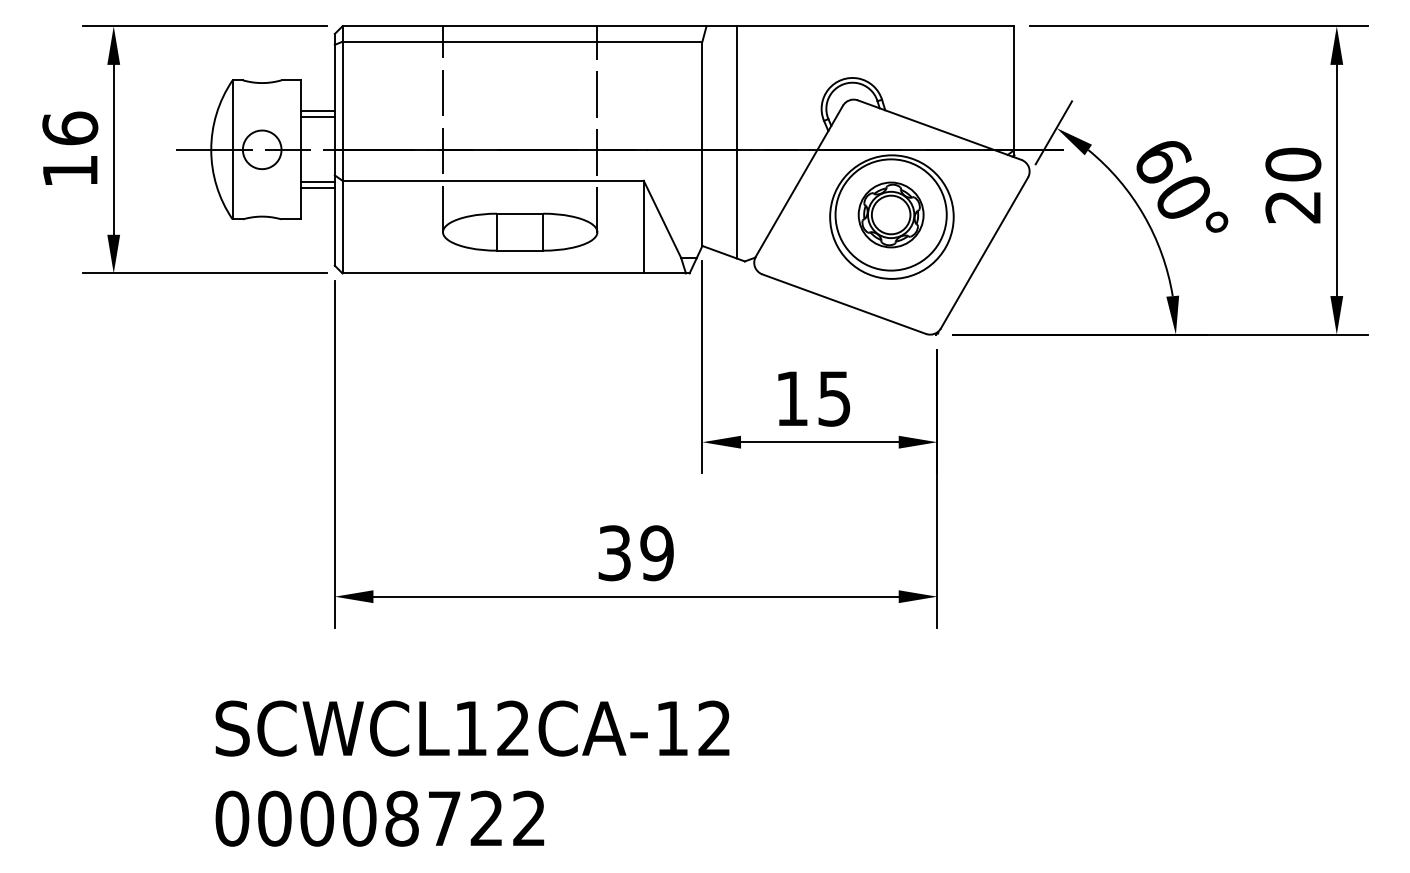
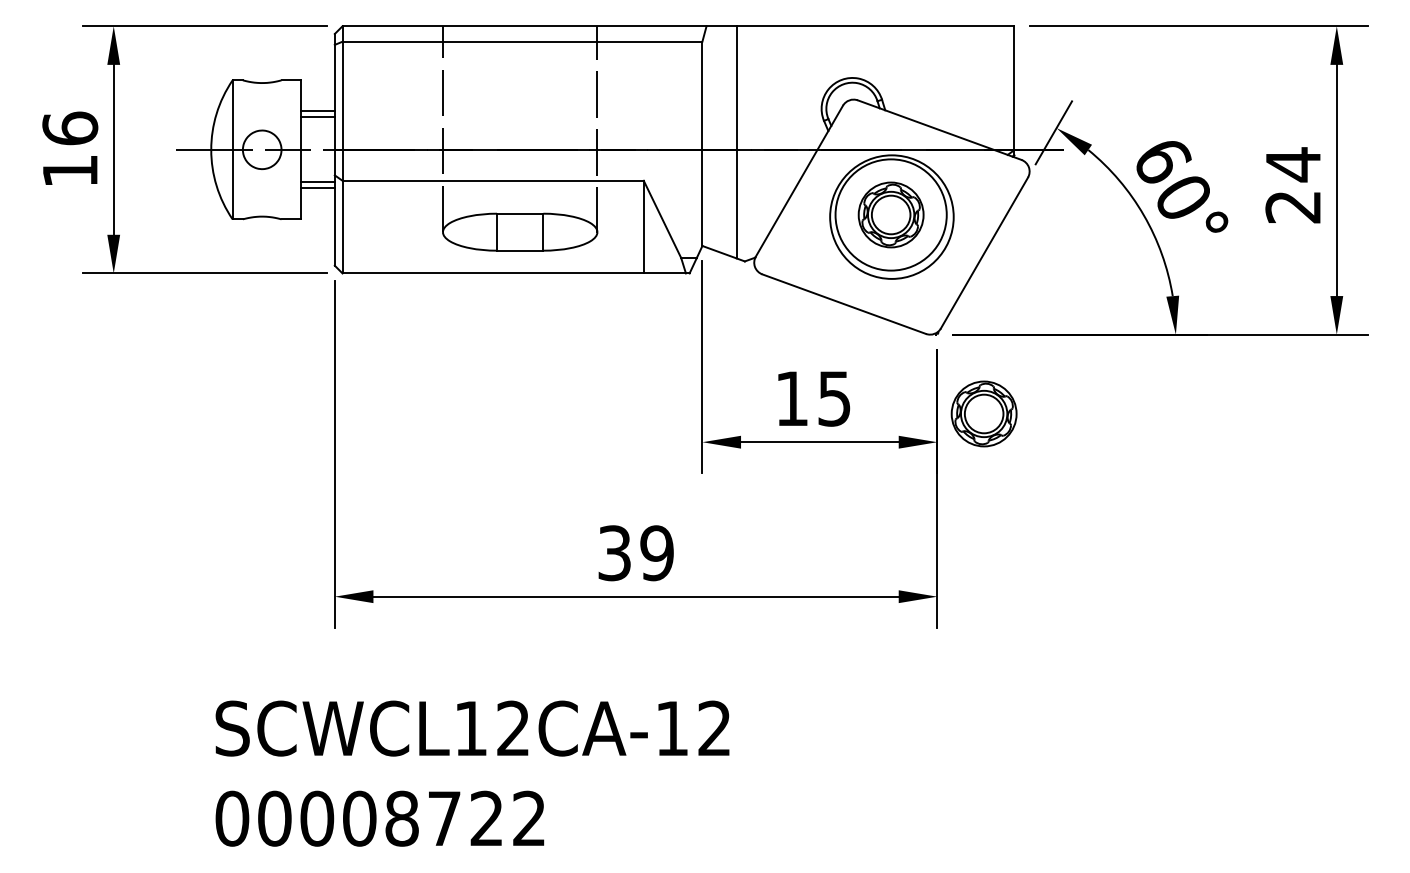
text: 20 -> 24 (1293, 164)
part: none -> present (983, 413)
